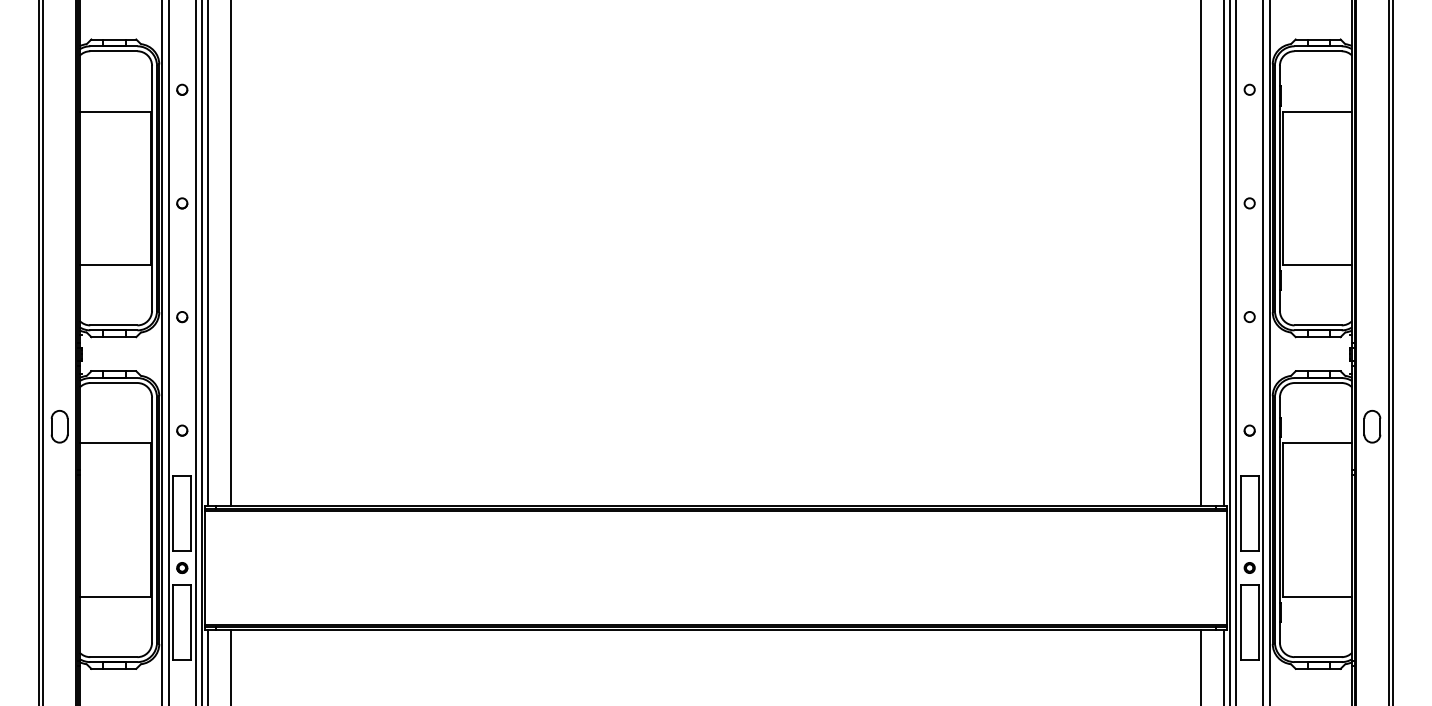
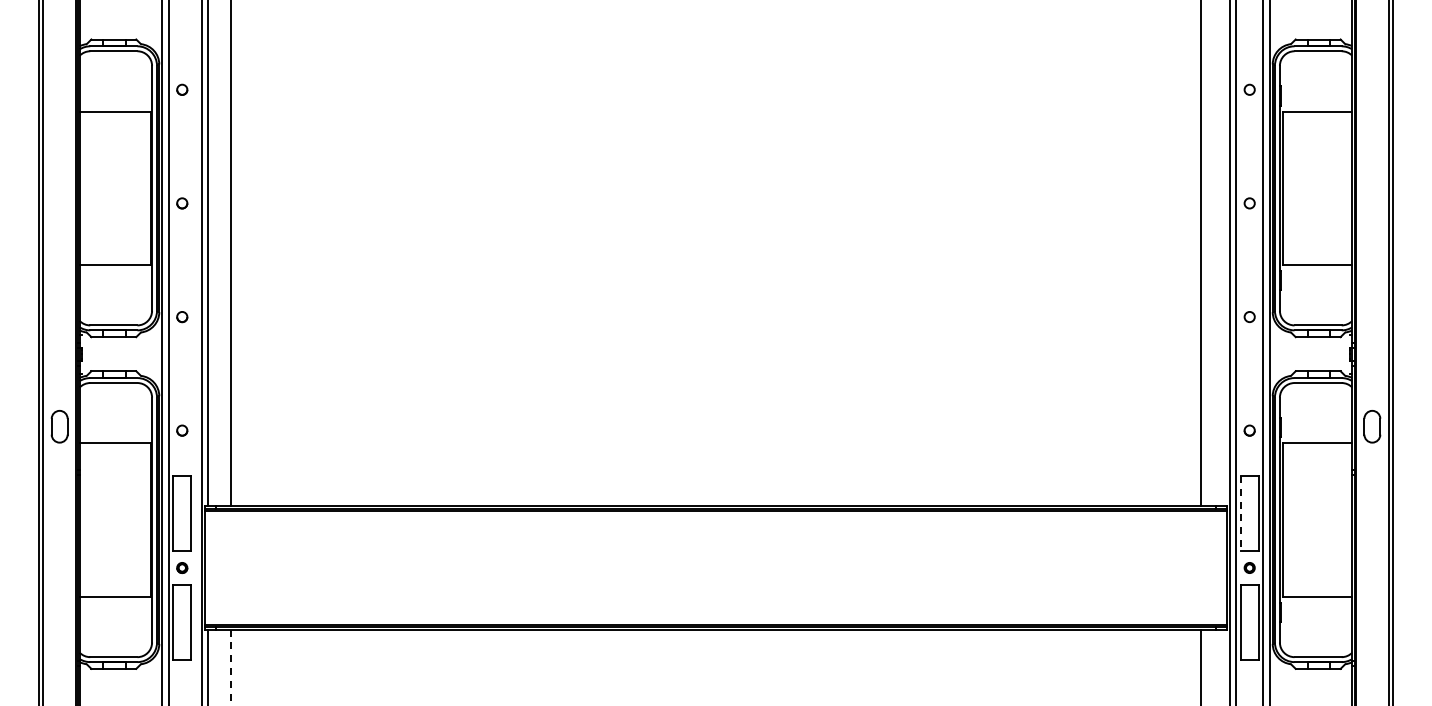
line: present -> none (1224, 253)
line: present -> none (195, 352)
line: solid -> dashed (1240, 513)
line: present -> none (1224, 666)
line: solid -> dashed (230, 667)
